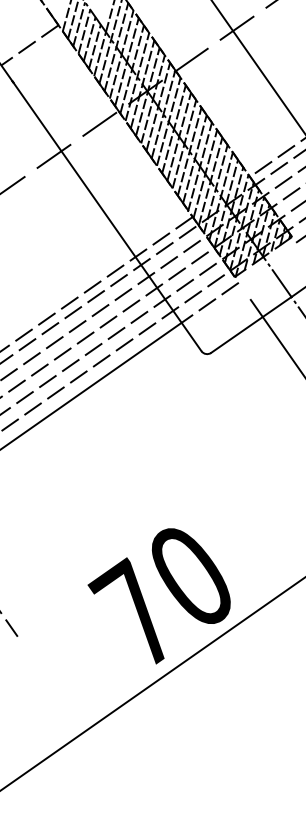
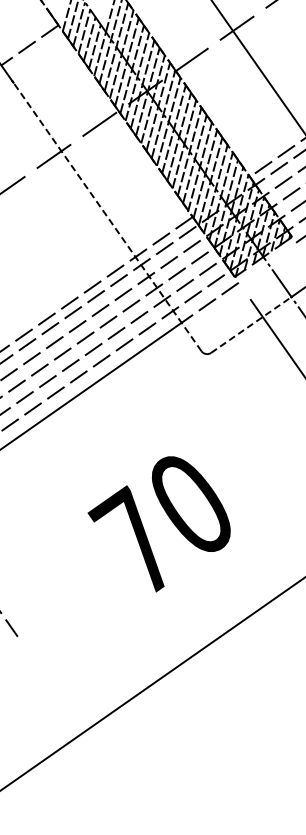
line: solid -> dashed (107, 216)
line: solid -> dashed (251, 325)
text position: (158, 596) -> (158, 524) (158, 524)
